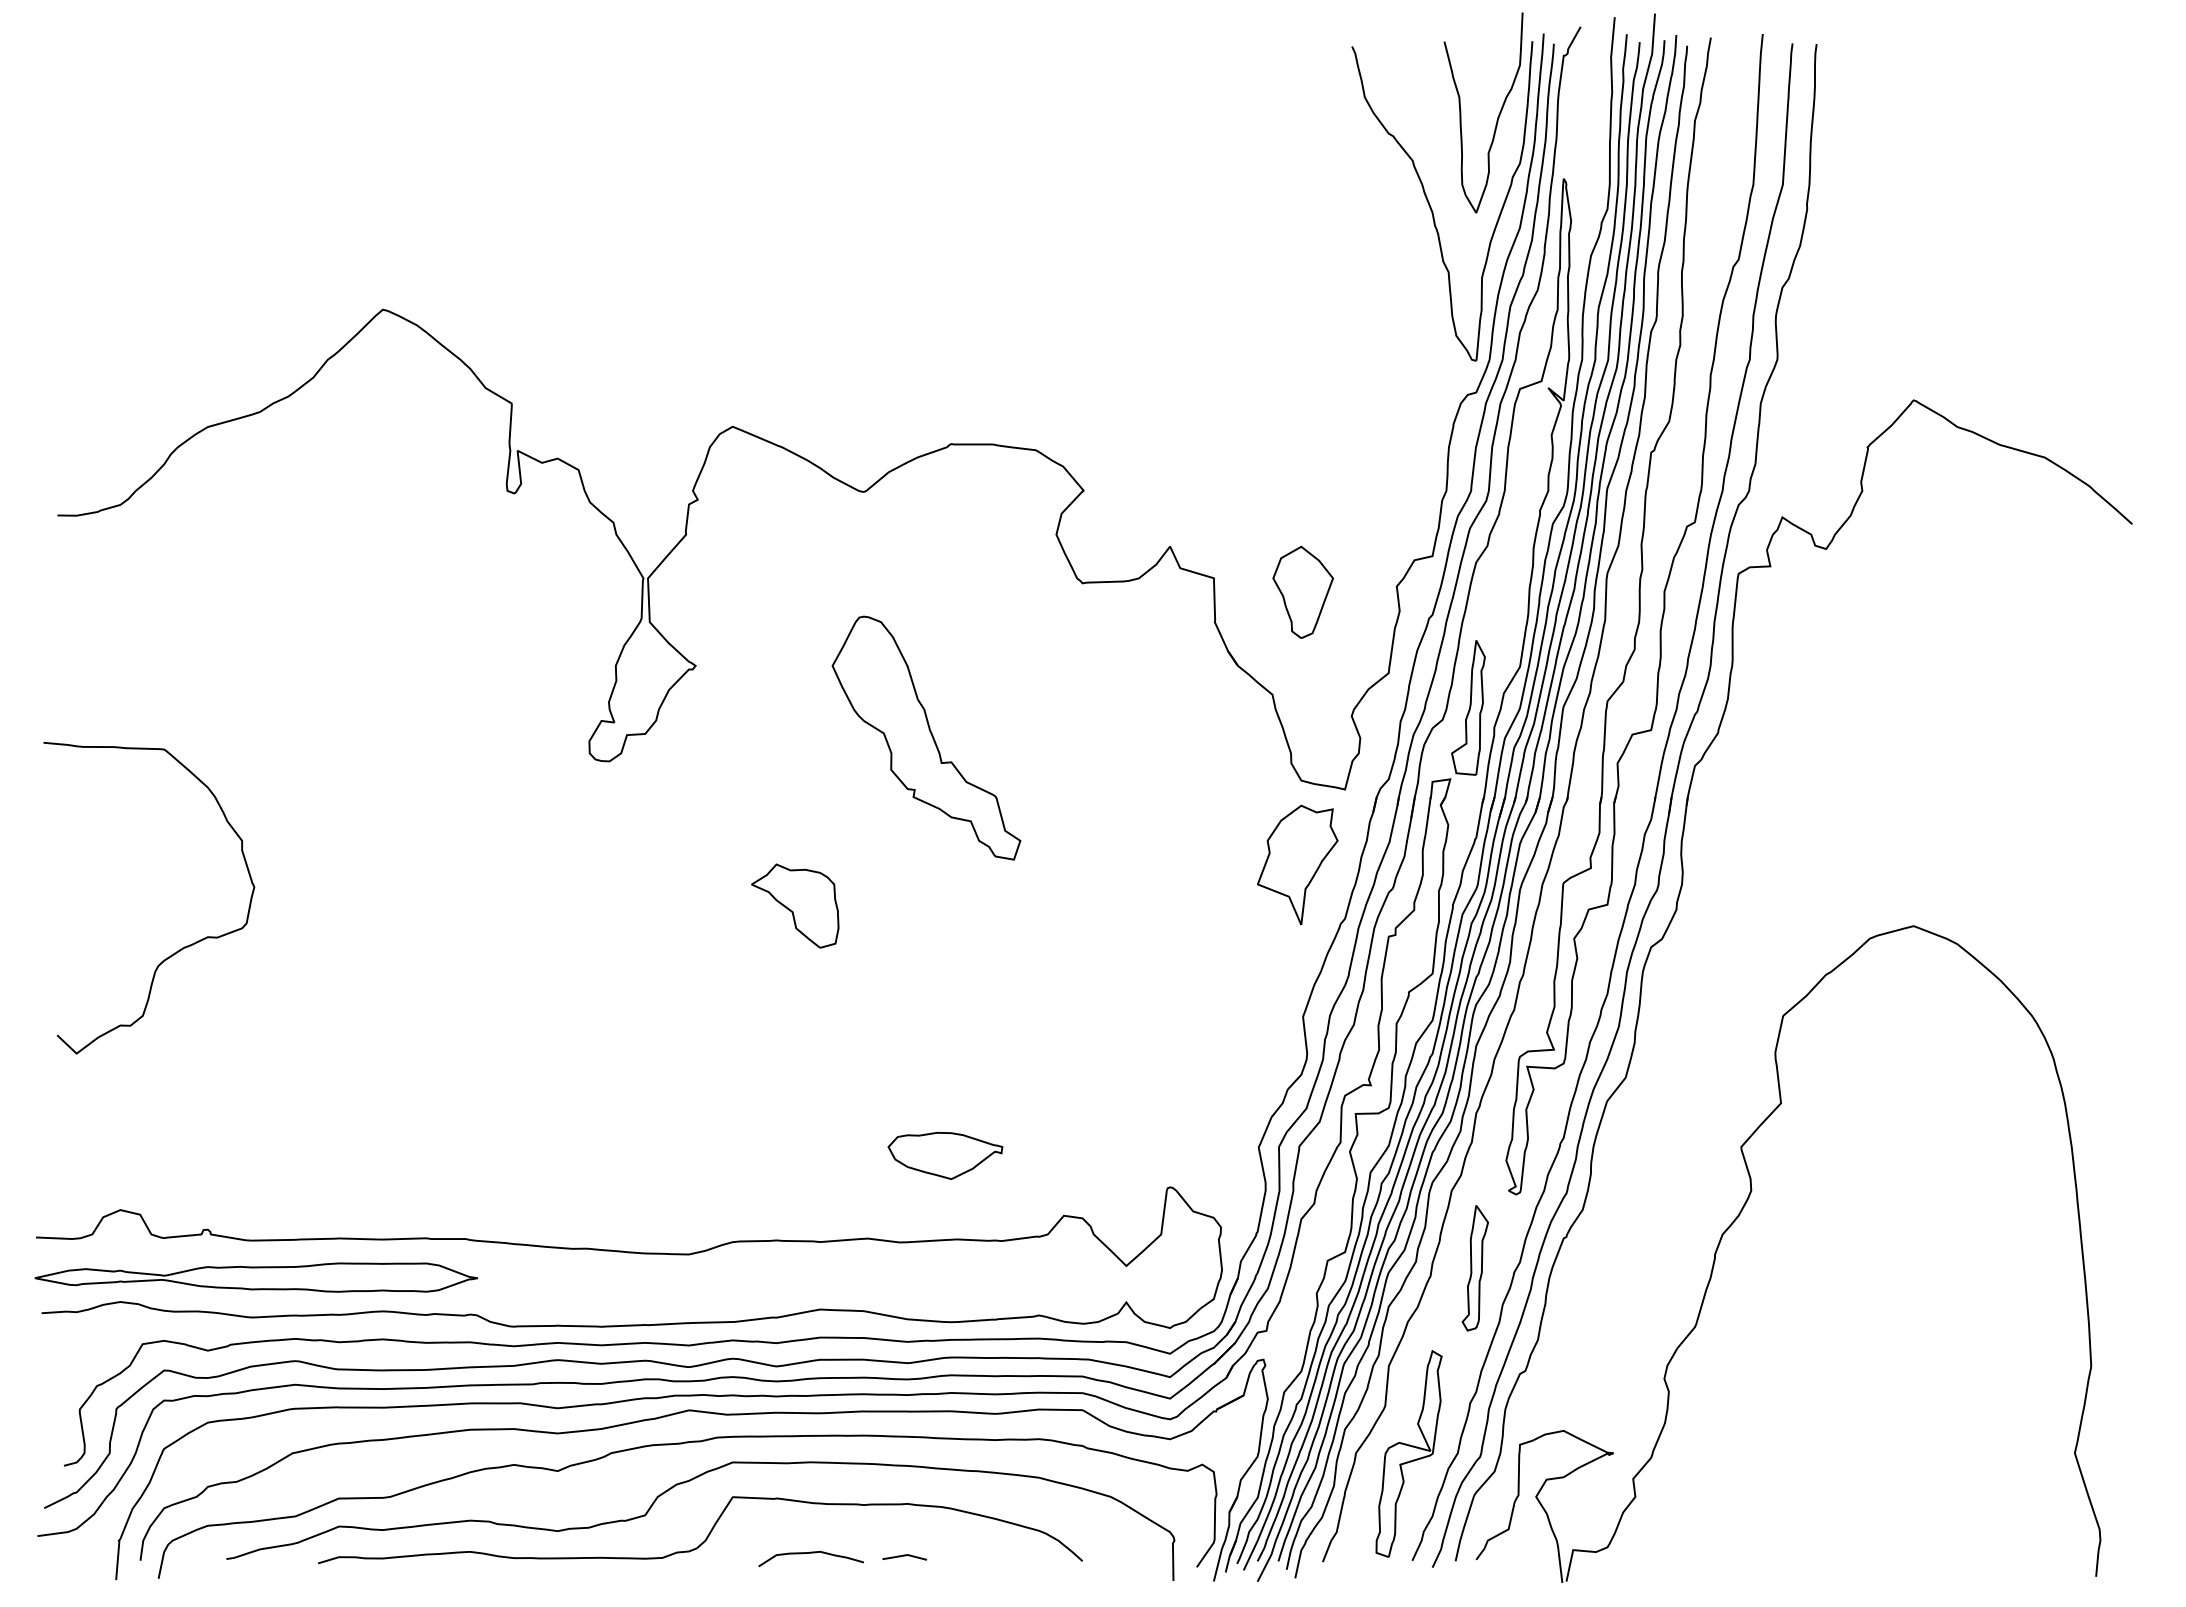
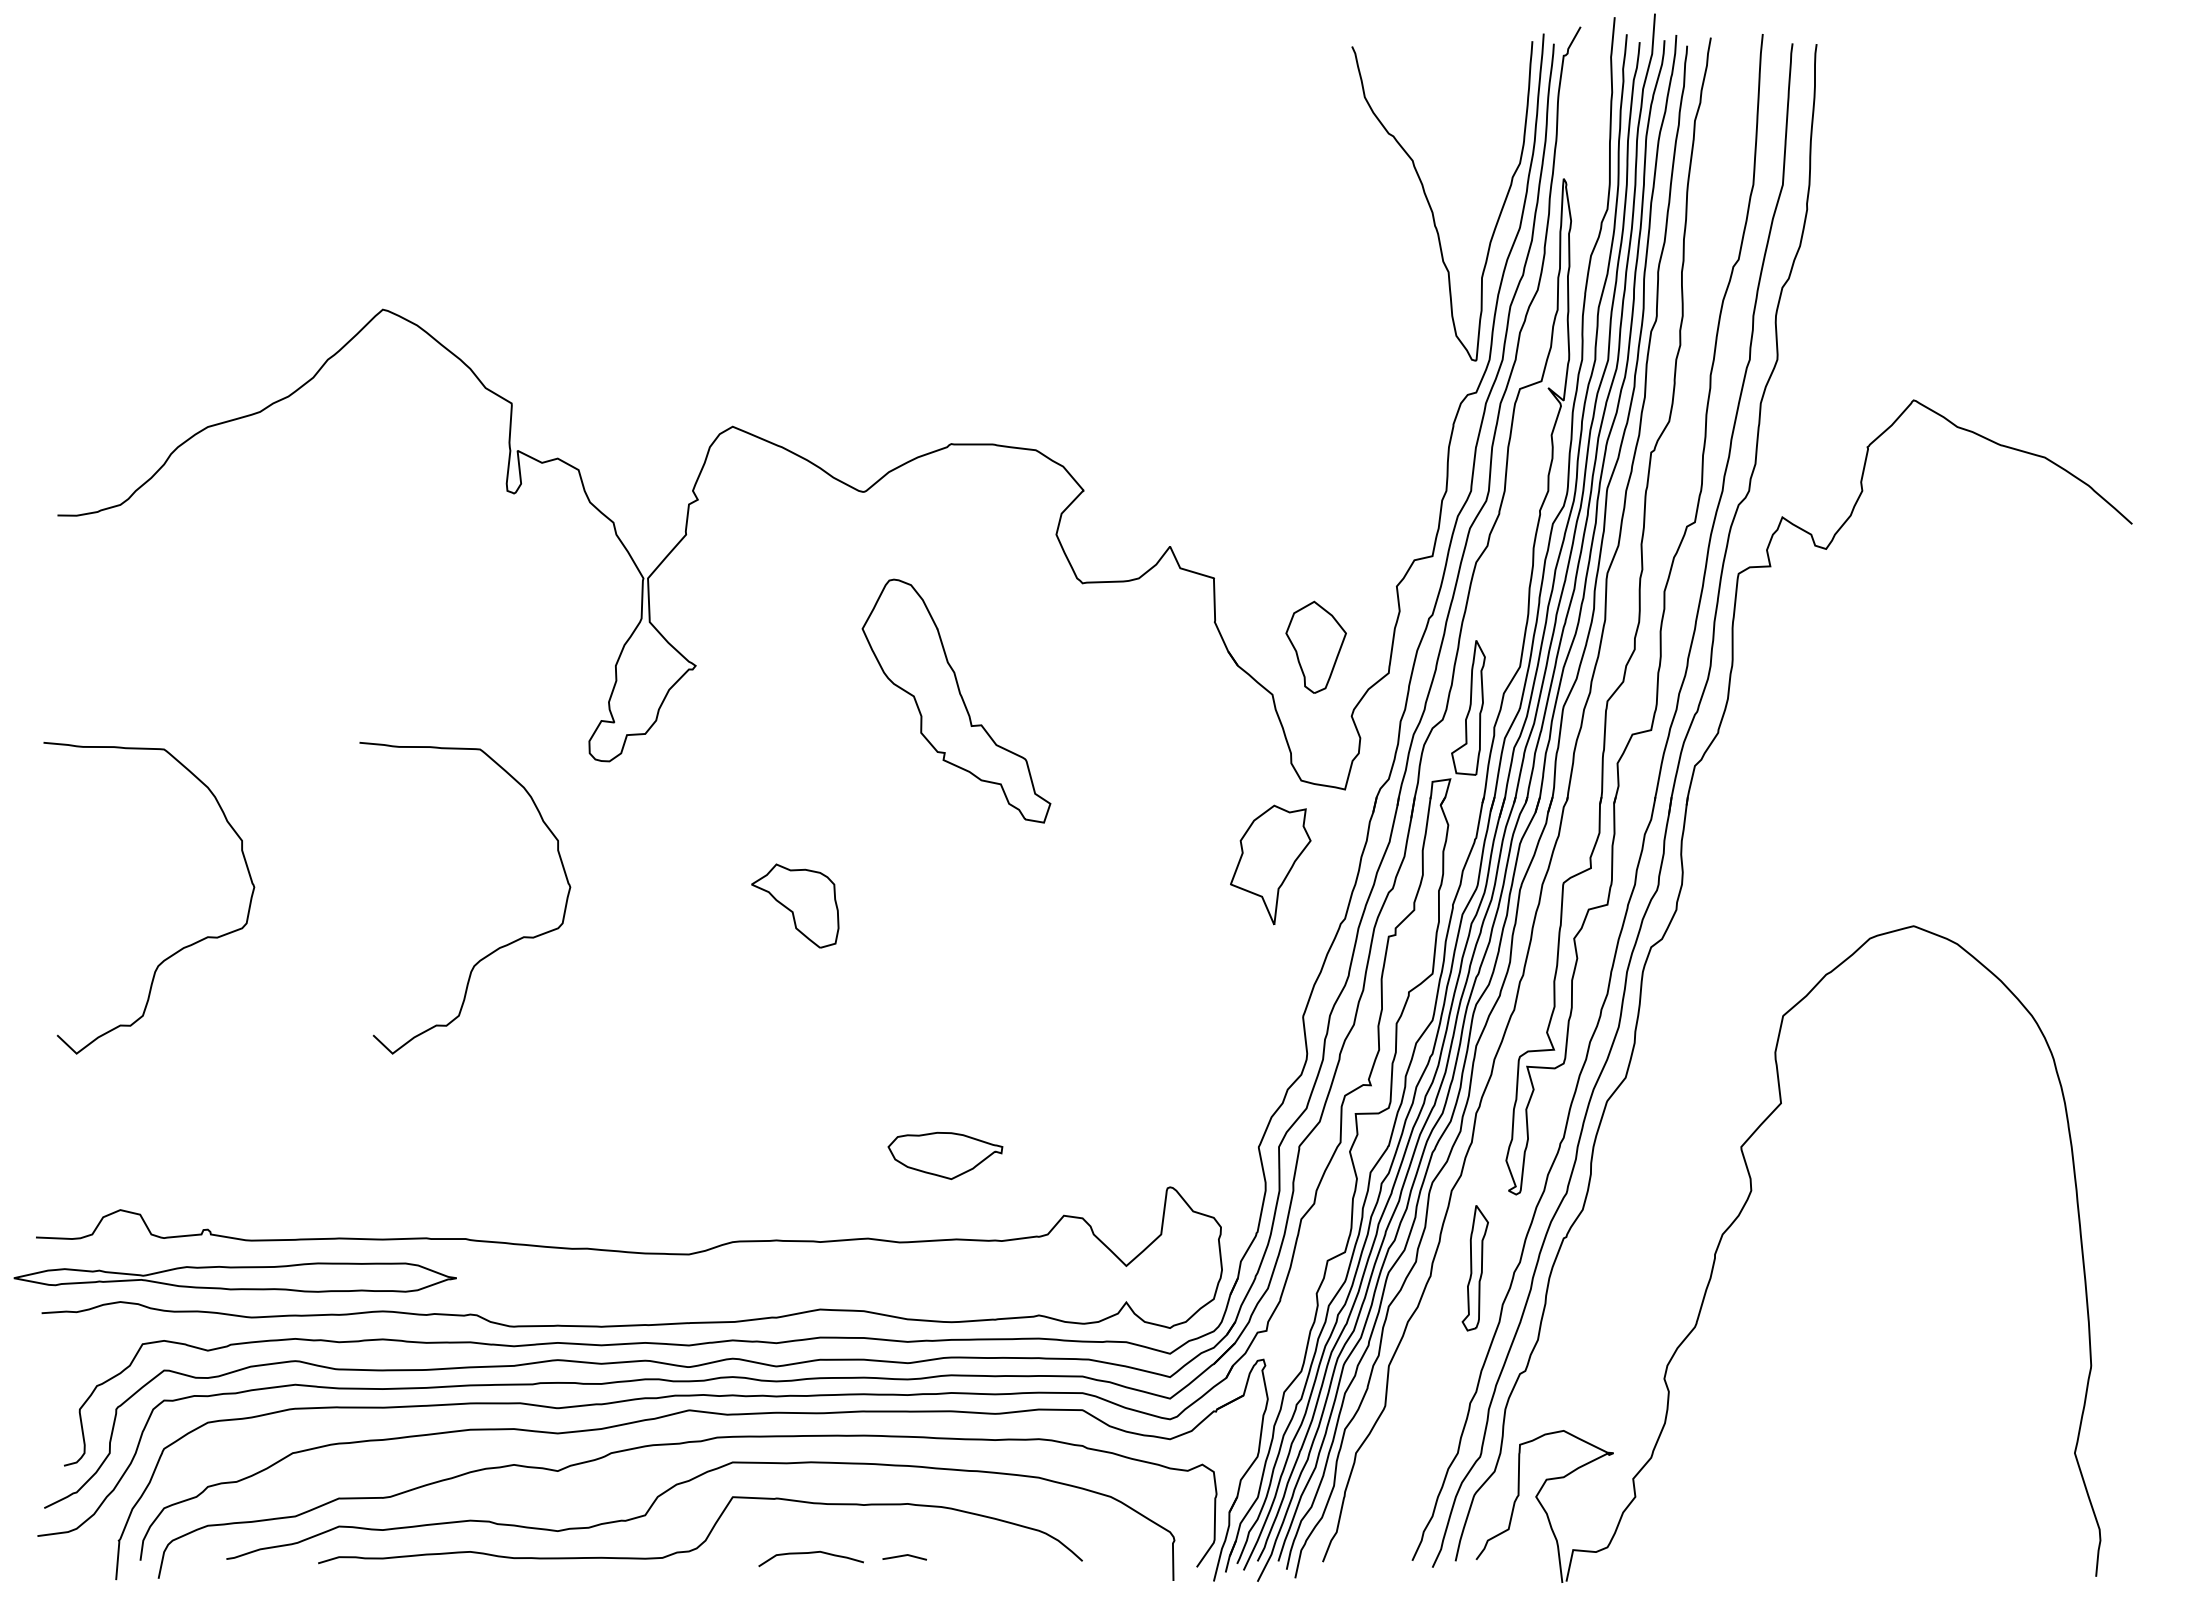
curve: present -> none (1497, 117)
part position: (1302, 591) -> (1315, 646) (1315, 646)
part position: (926, 737) -> (956, 700) (956, 700)
part position: (1297, 864) -> (1270, 864) (1270, 864)
curve: none -> present (498, 947)
part position: (255, 1277) -> (234, 1277) (234, 1277)
part: present -> none (1408, 1453)
